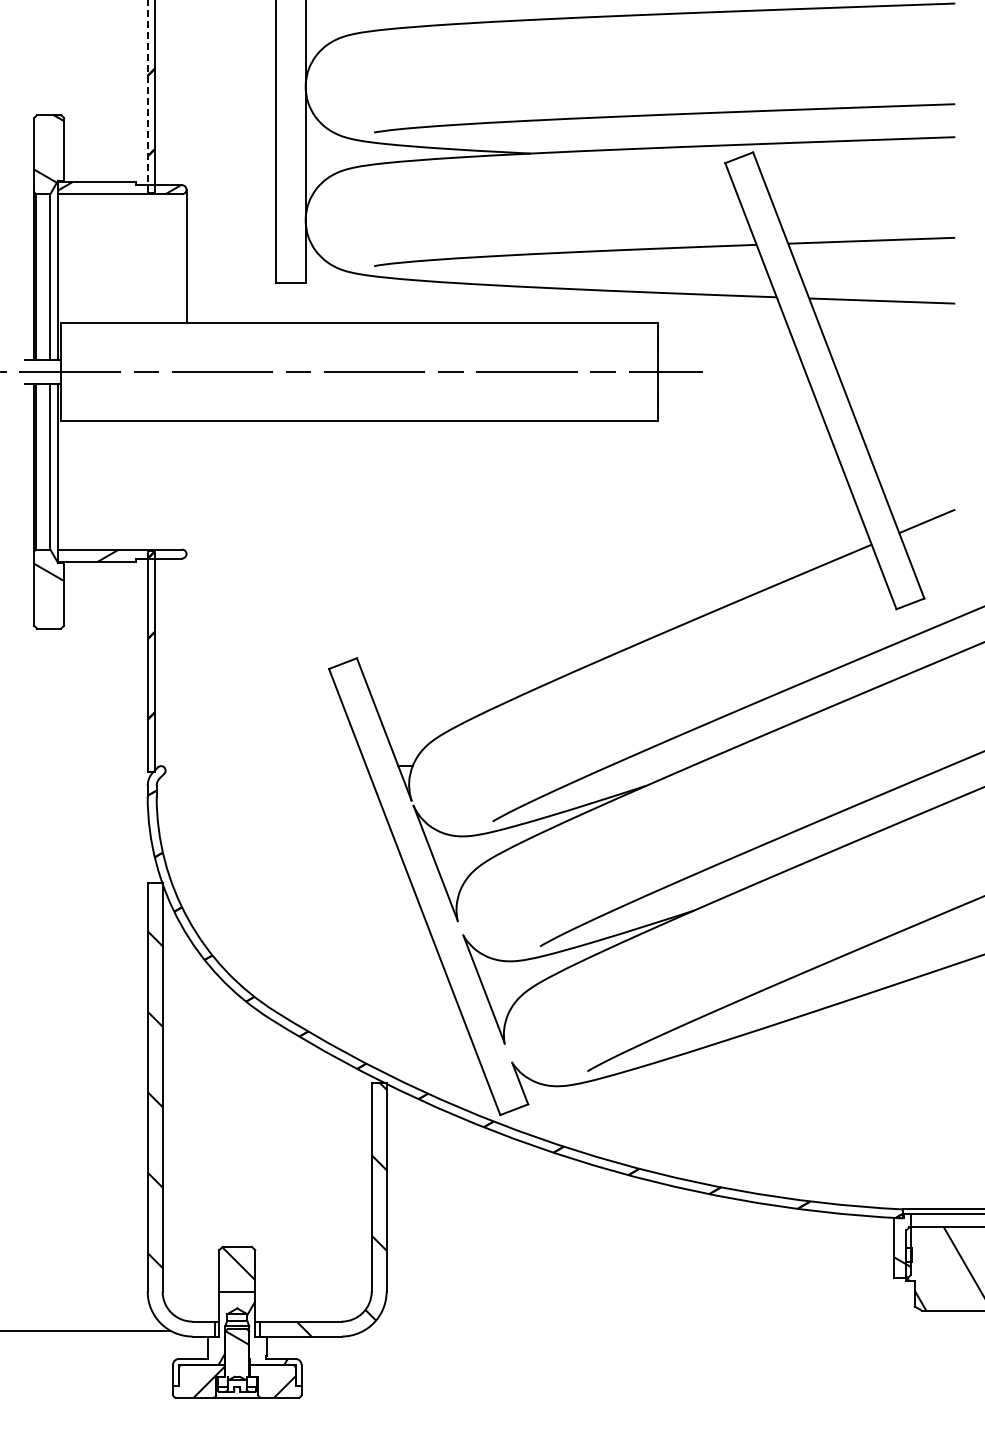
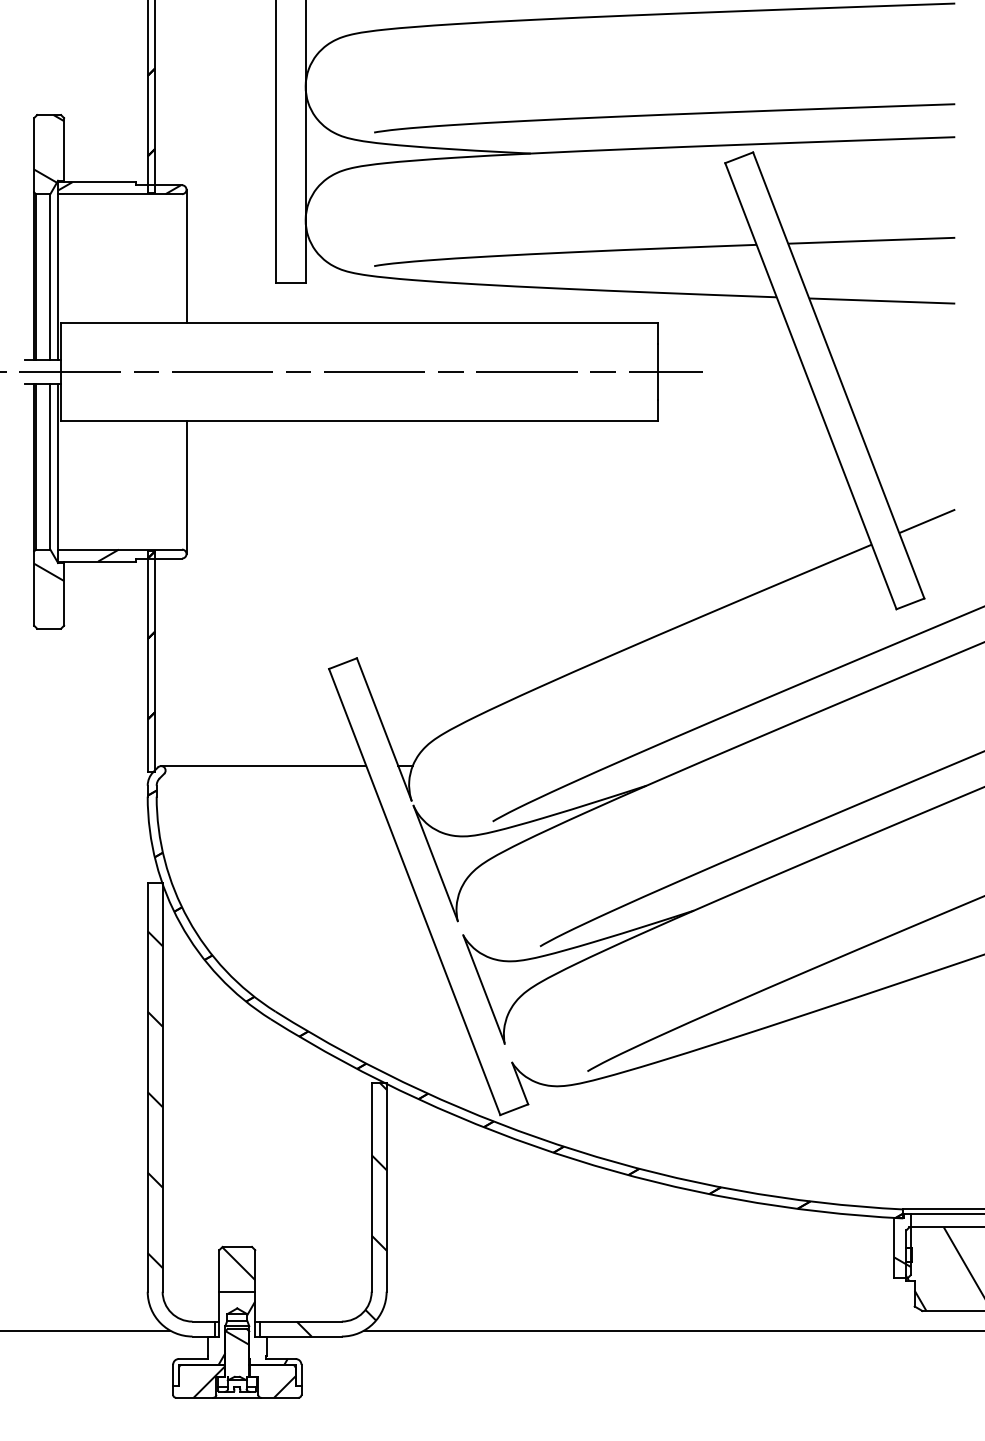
line: dashed -> solid (147, 96)
line: none -> present (186, 487)
line: none -> present (263, 766)
line: none -> present (672, 1330)
